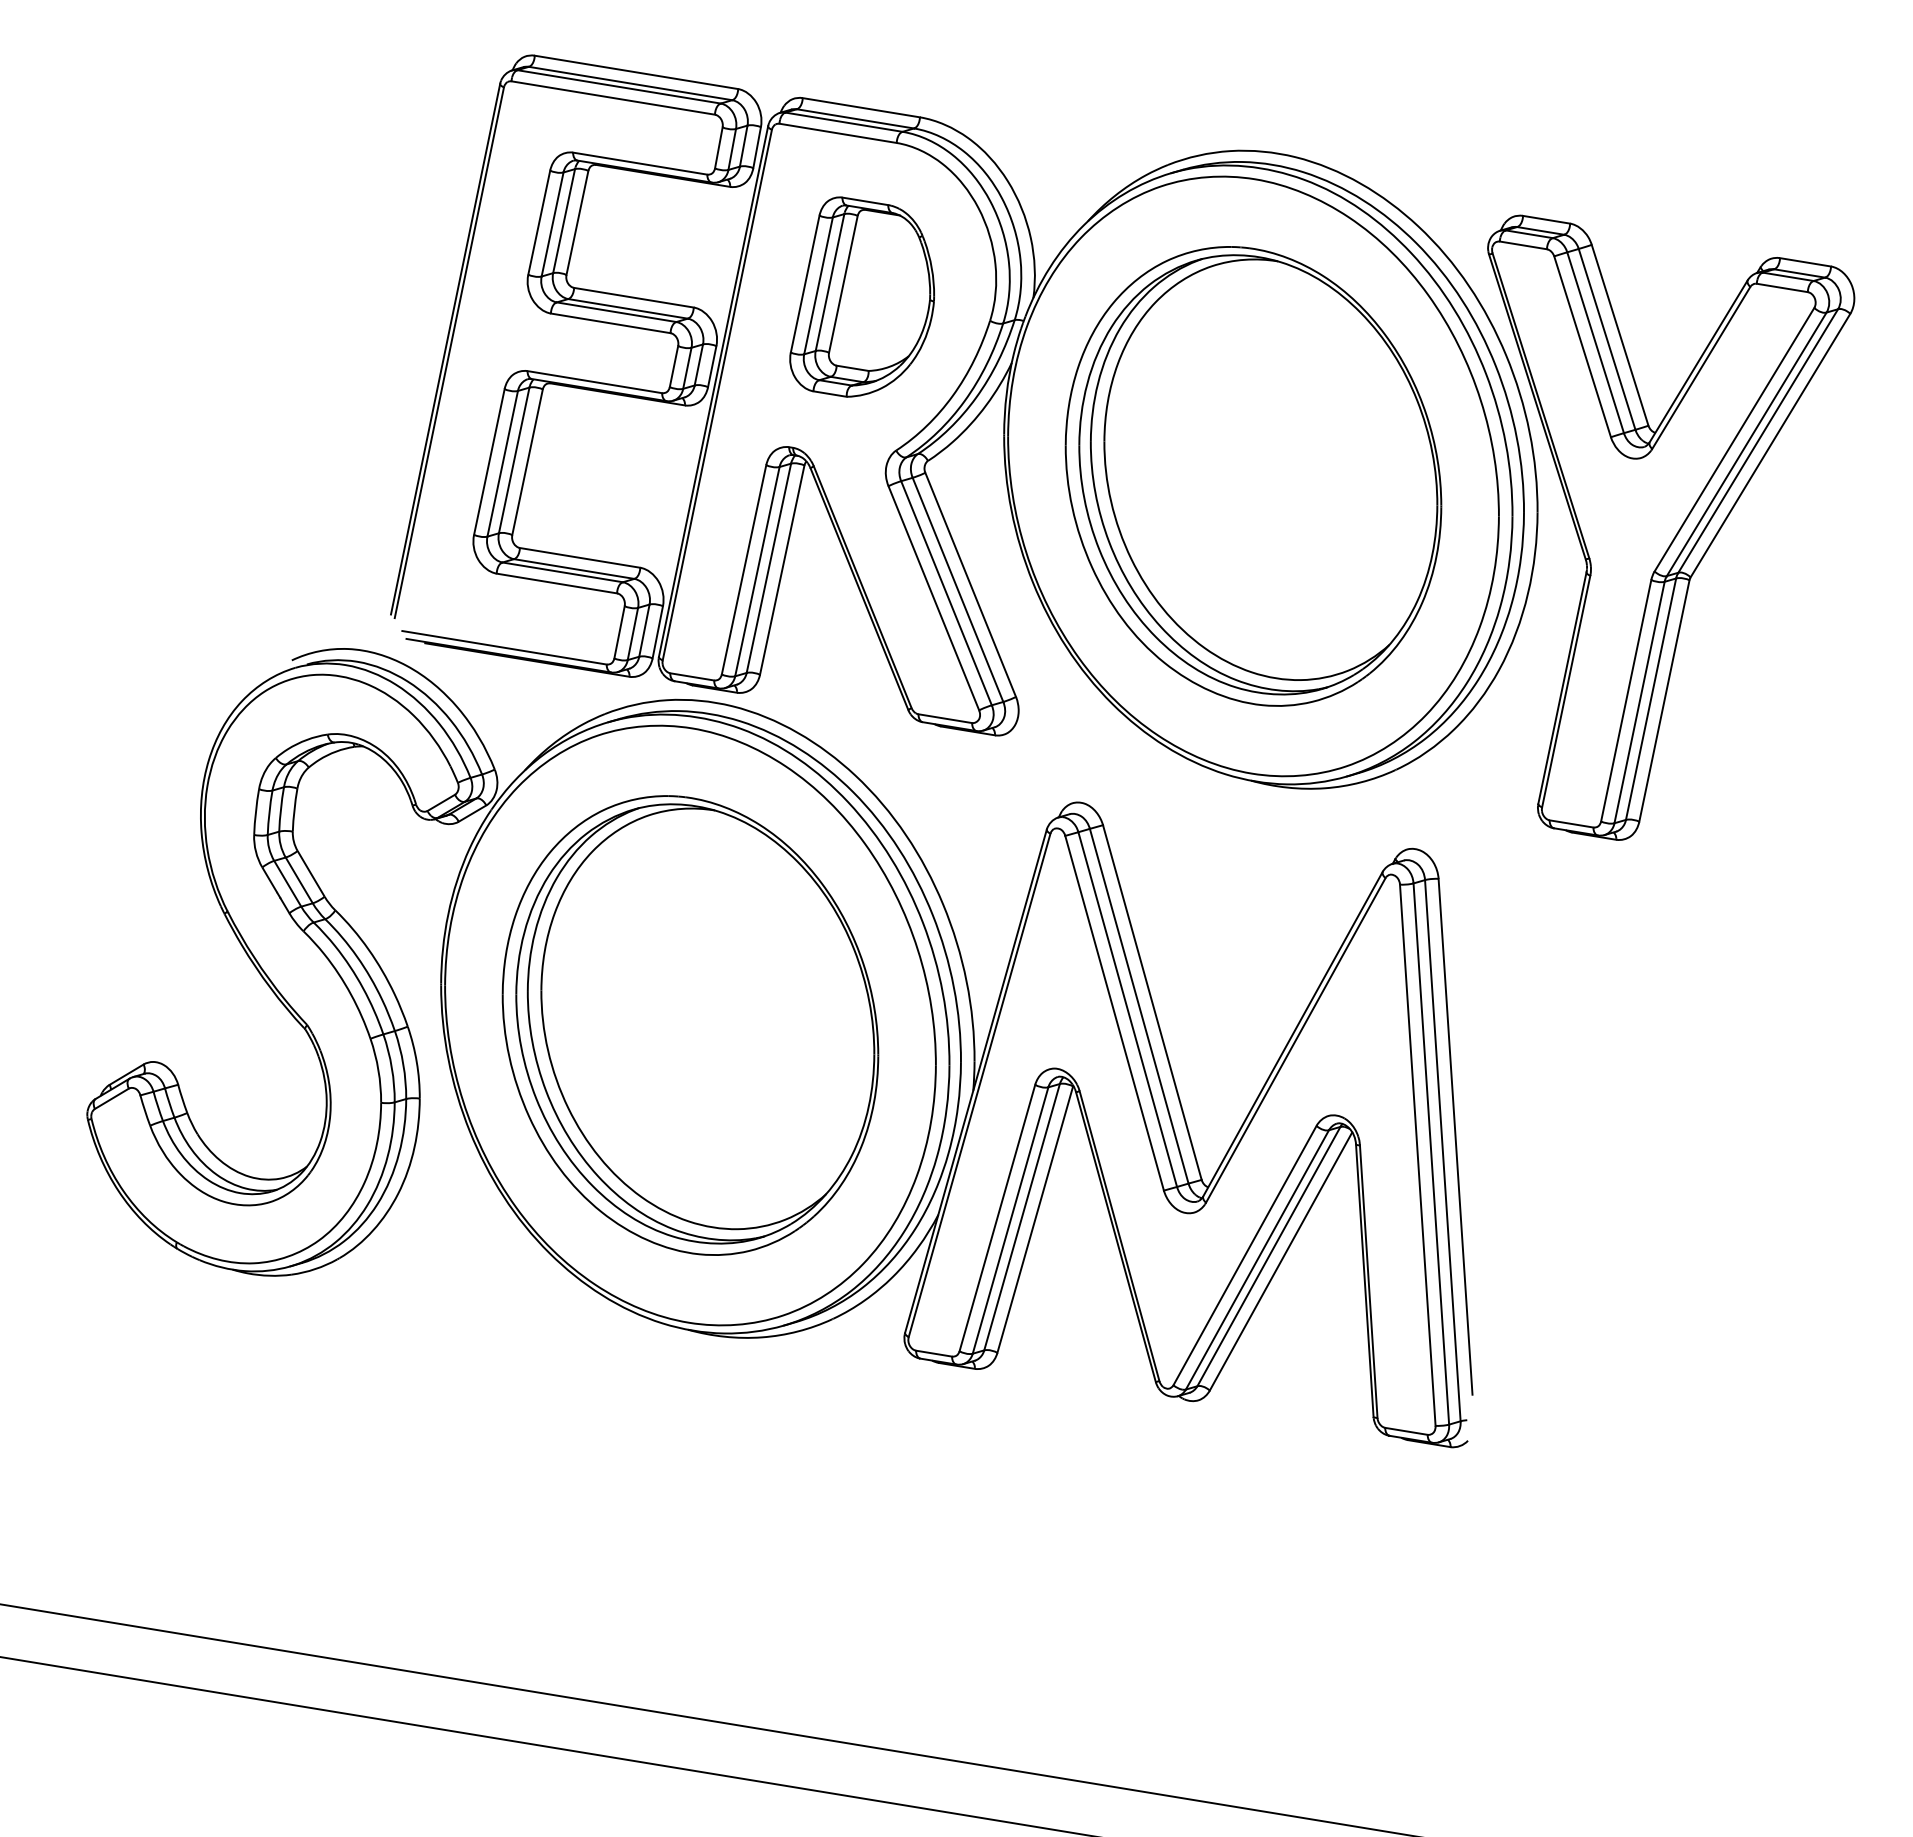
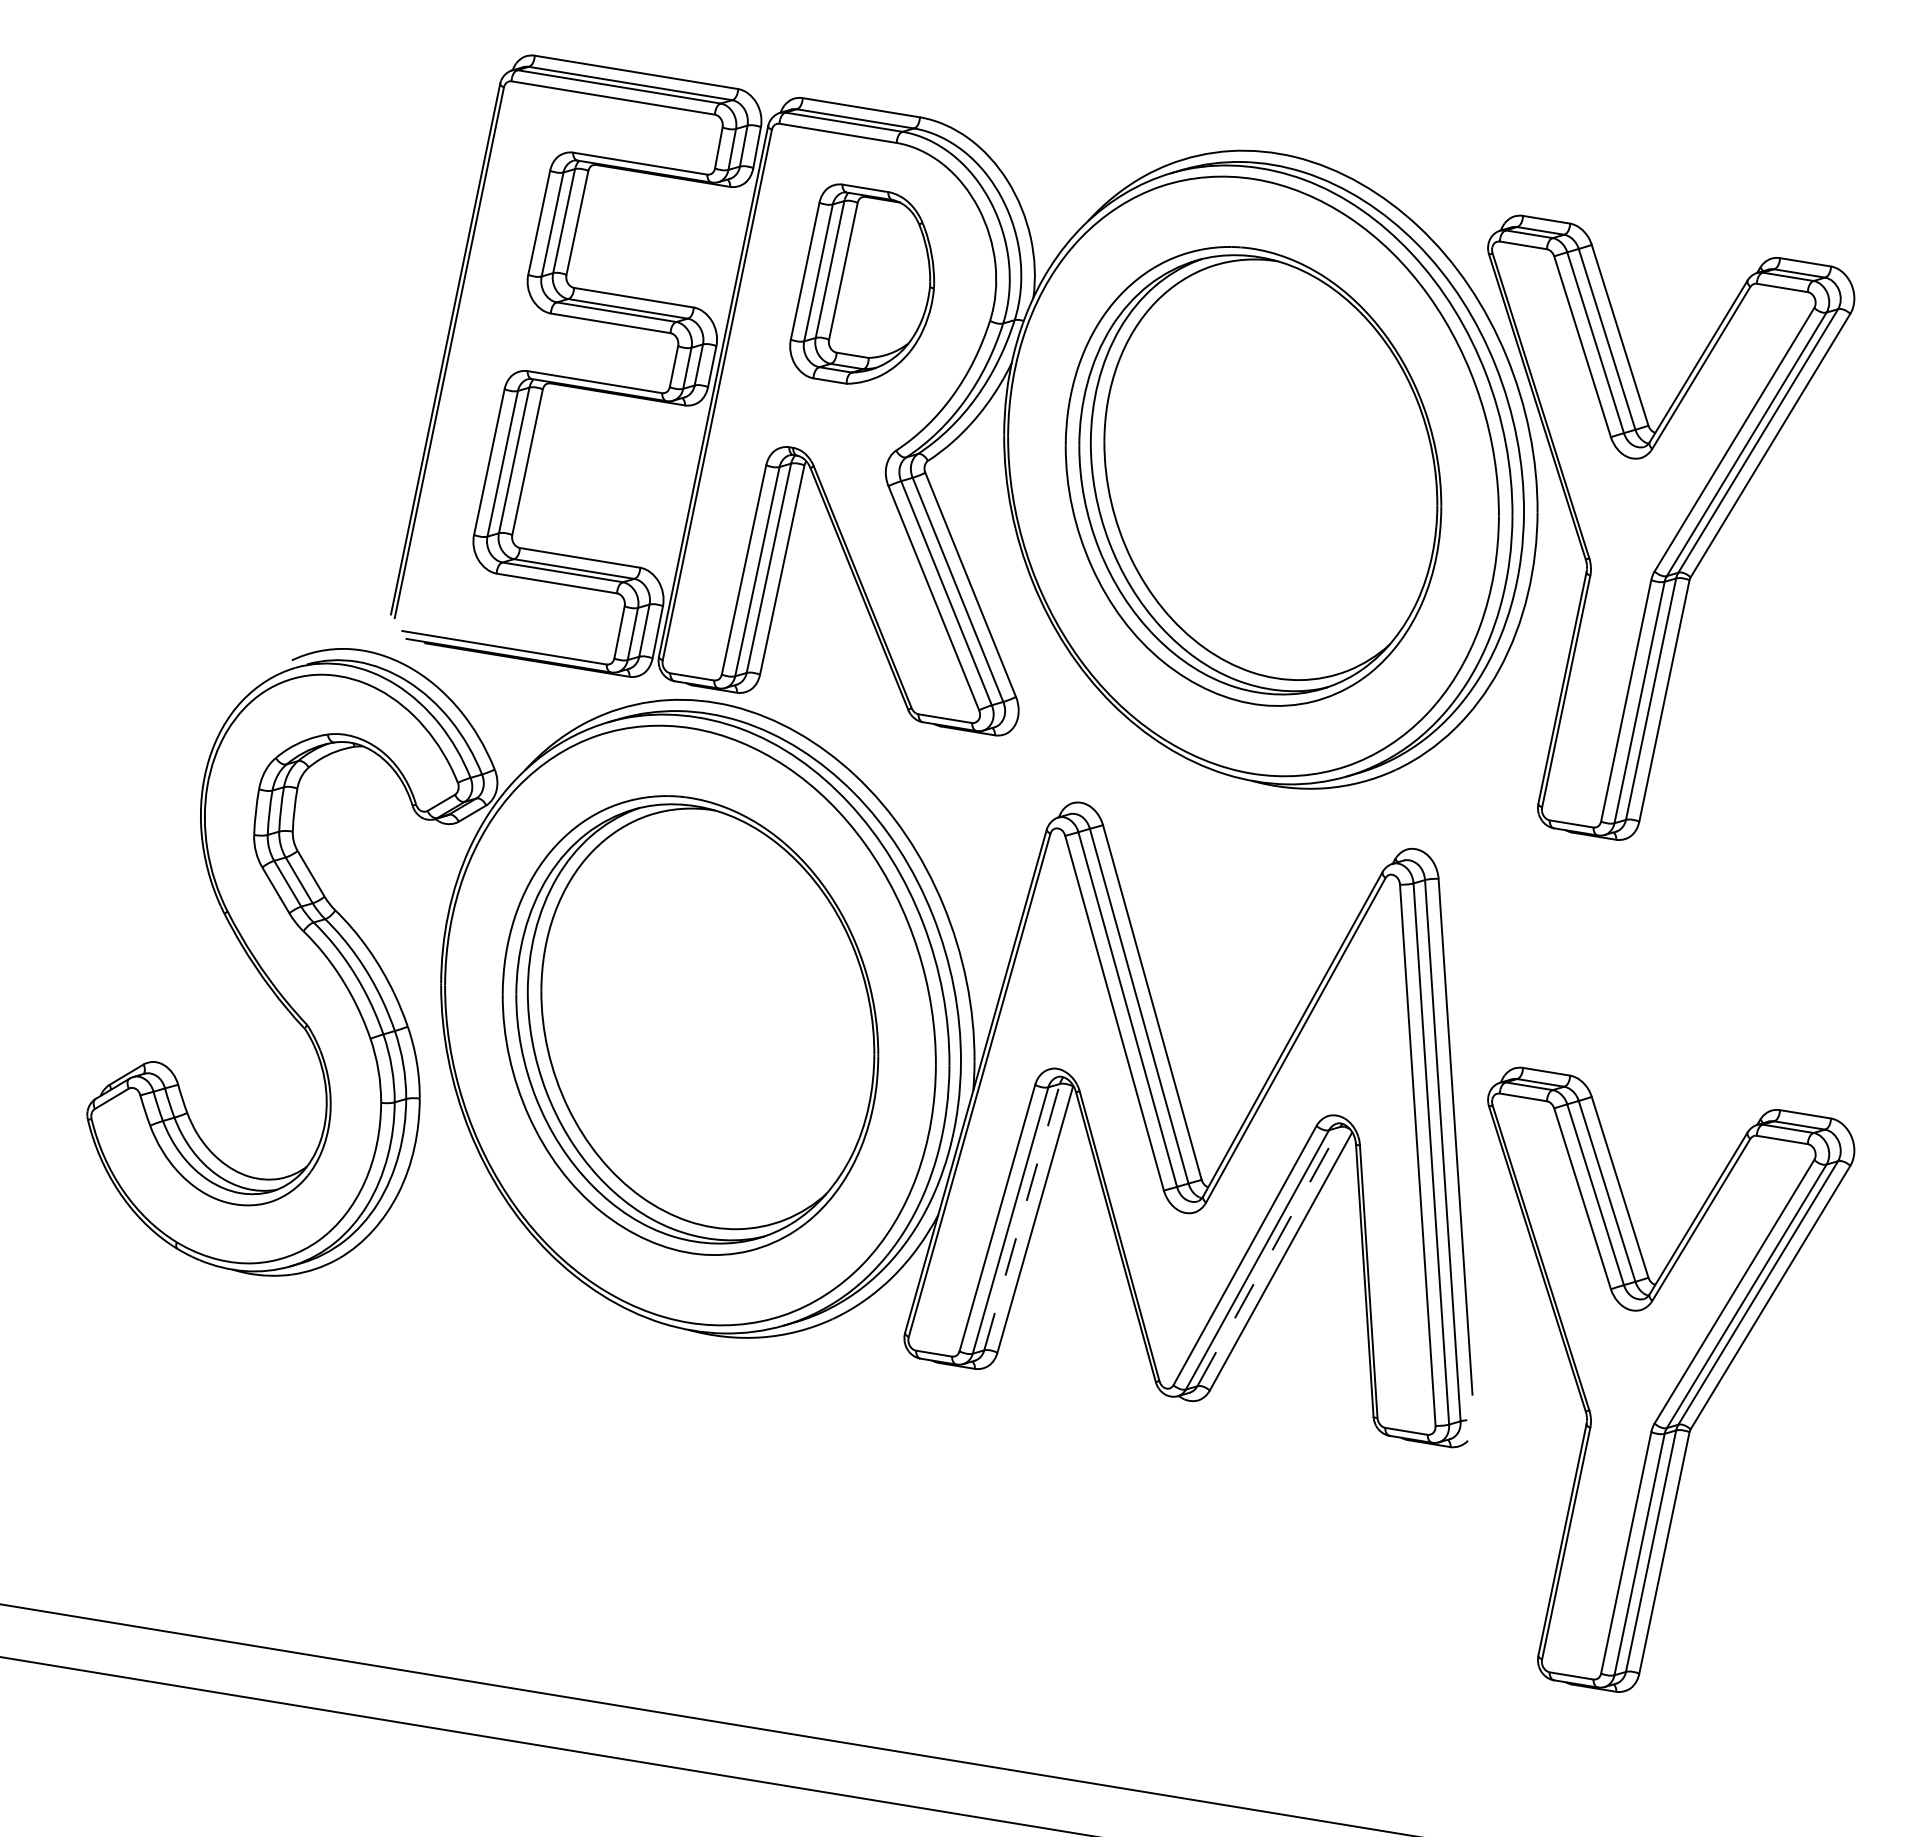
part position: (861, 296) -> (861, 283) (861, 283)
line: solid -> dashed (1022, 1216)
line: solid -> dashed (1269, 1256)
part: none -> present (1671, 1379)
